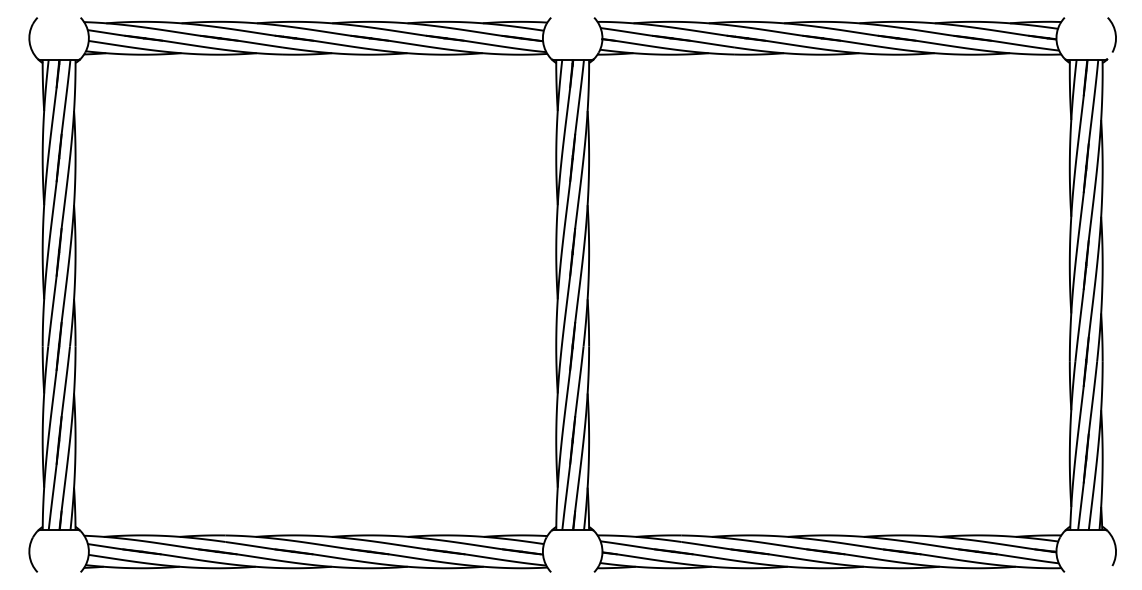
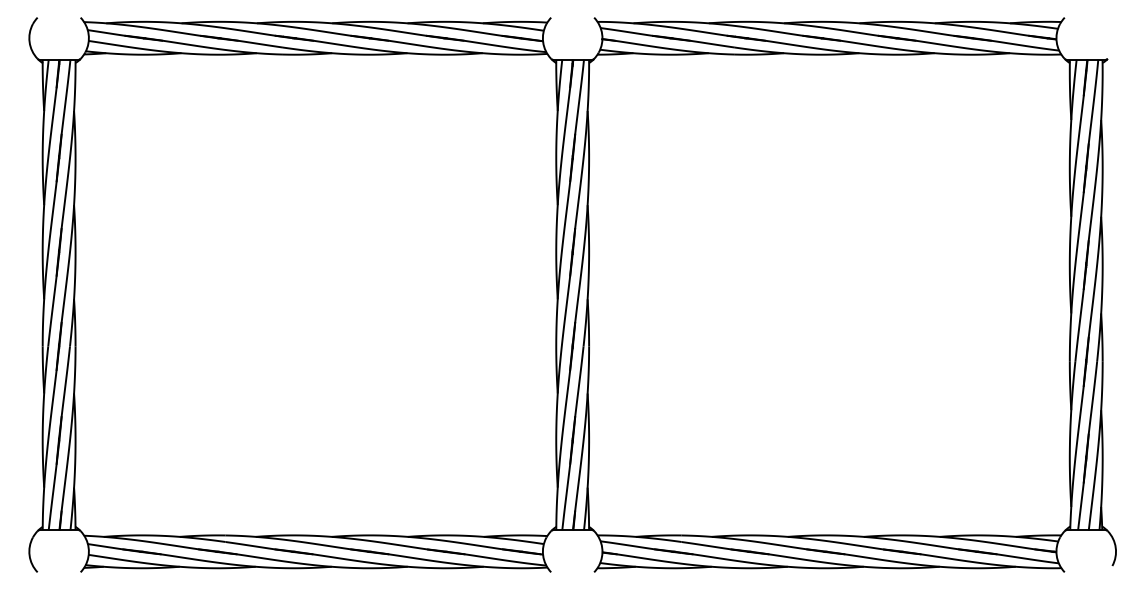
arc: present -> none (1114, 34)
